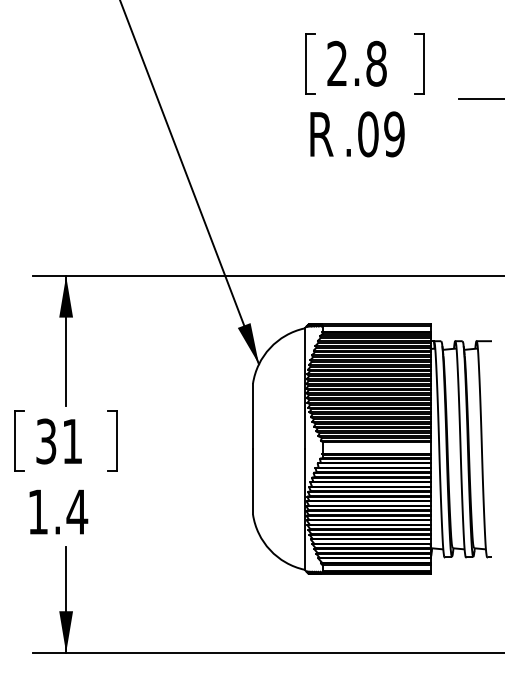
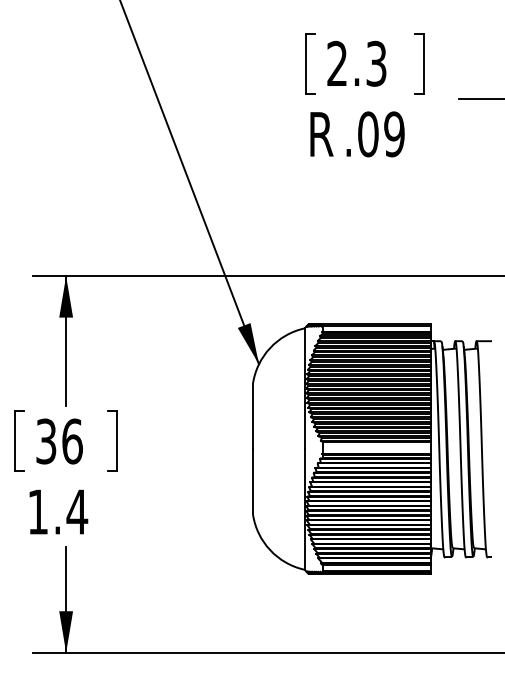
text: 2.8 -> 2.3 (376, 63)
text: 31 -> 36 (72, 441)
